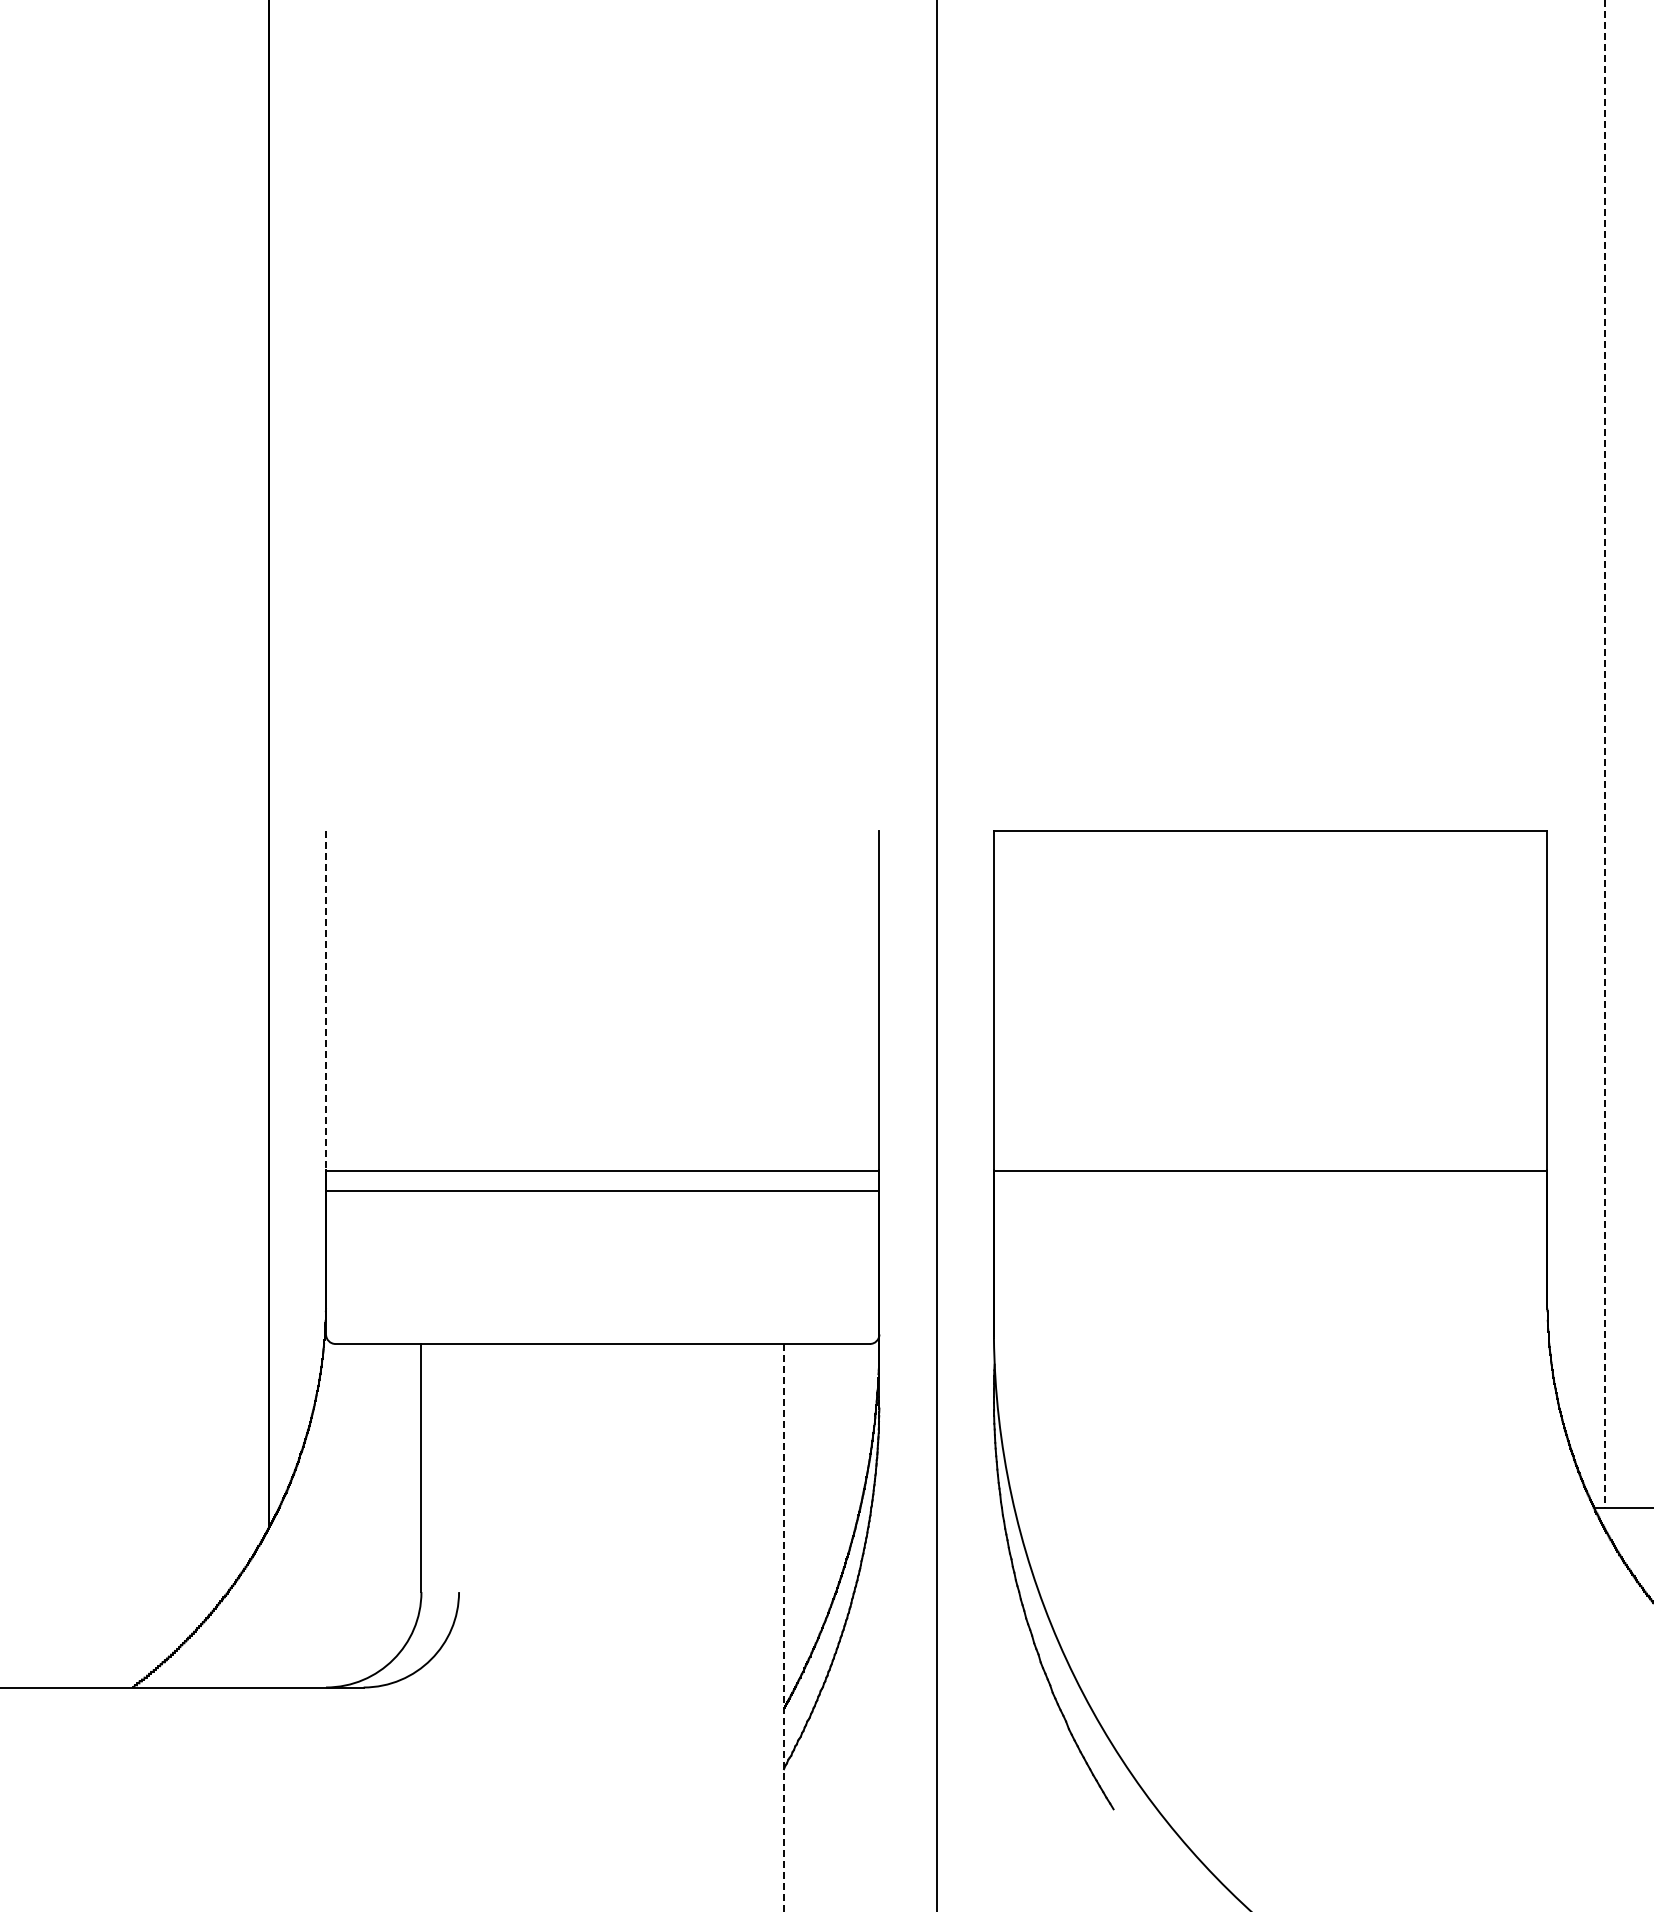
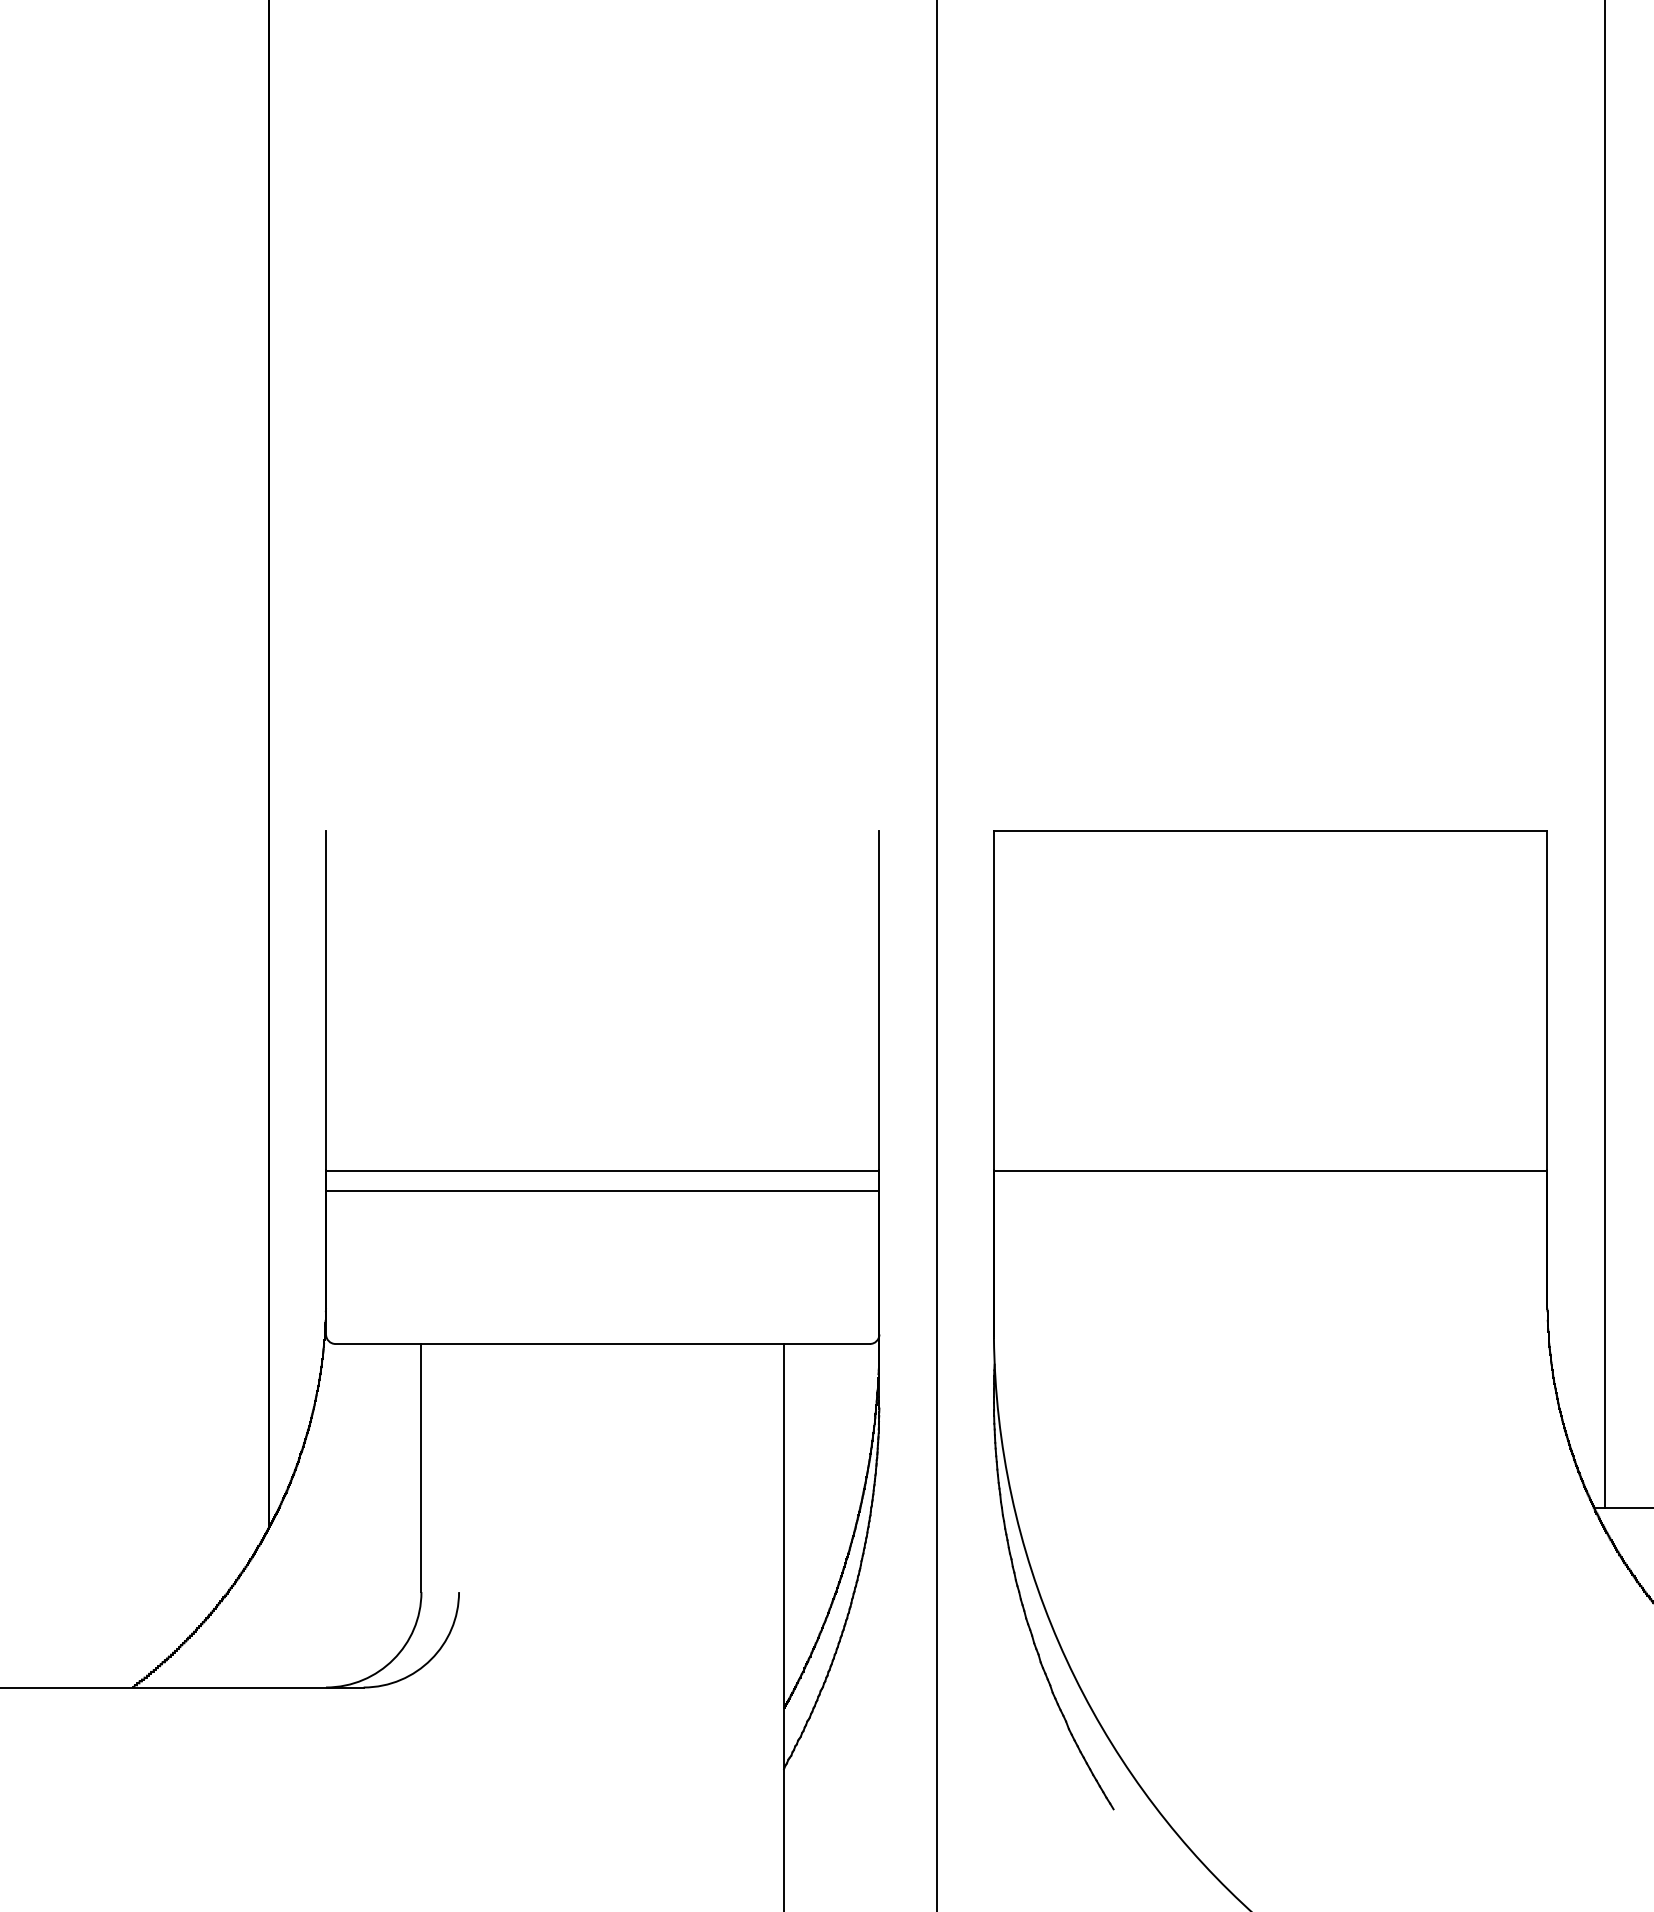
line: dashed -> solid (1604, 754)
line: dashed -> solid (326, 1011)
line: dashed -> solid (784, 1627)
